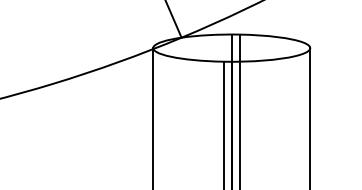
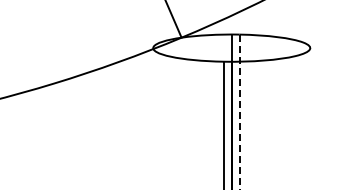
line: solid -> dashed (239, 112)
line: present -> none (153, 117)
line: present -> none (310, 117)
